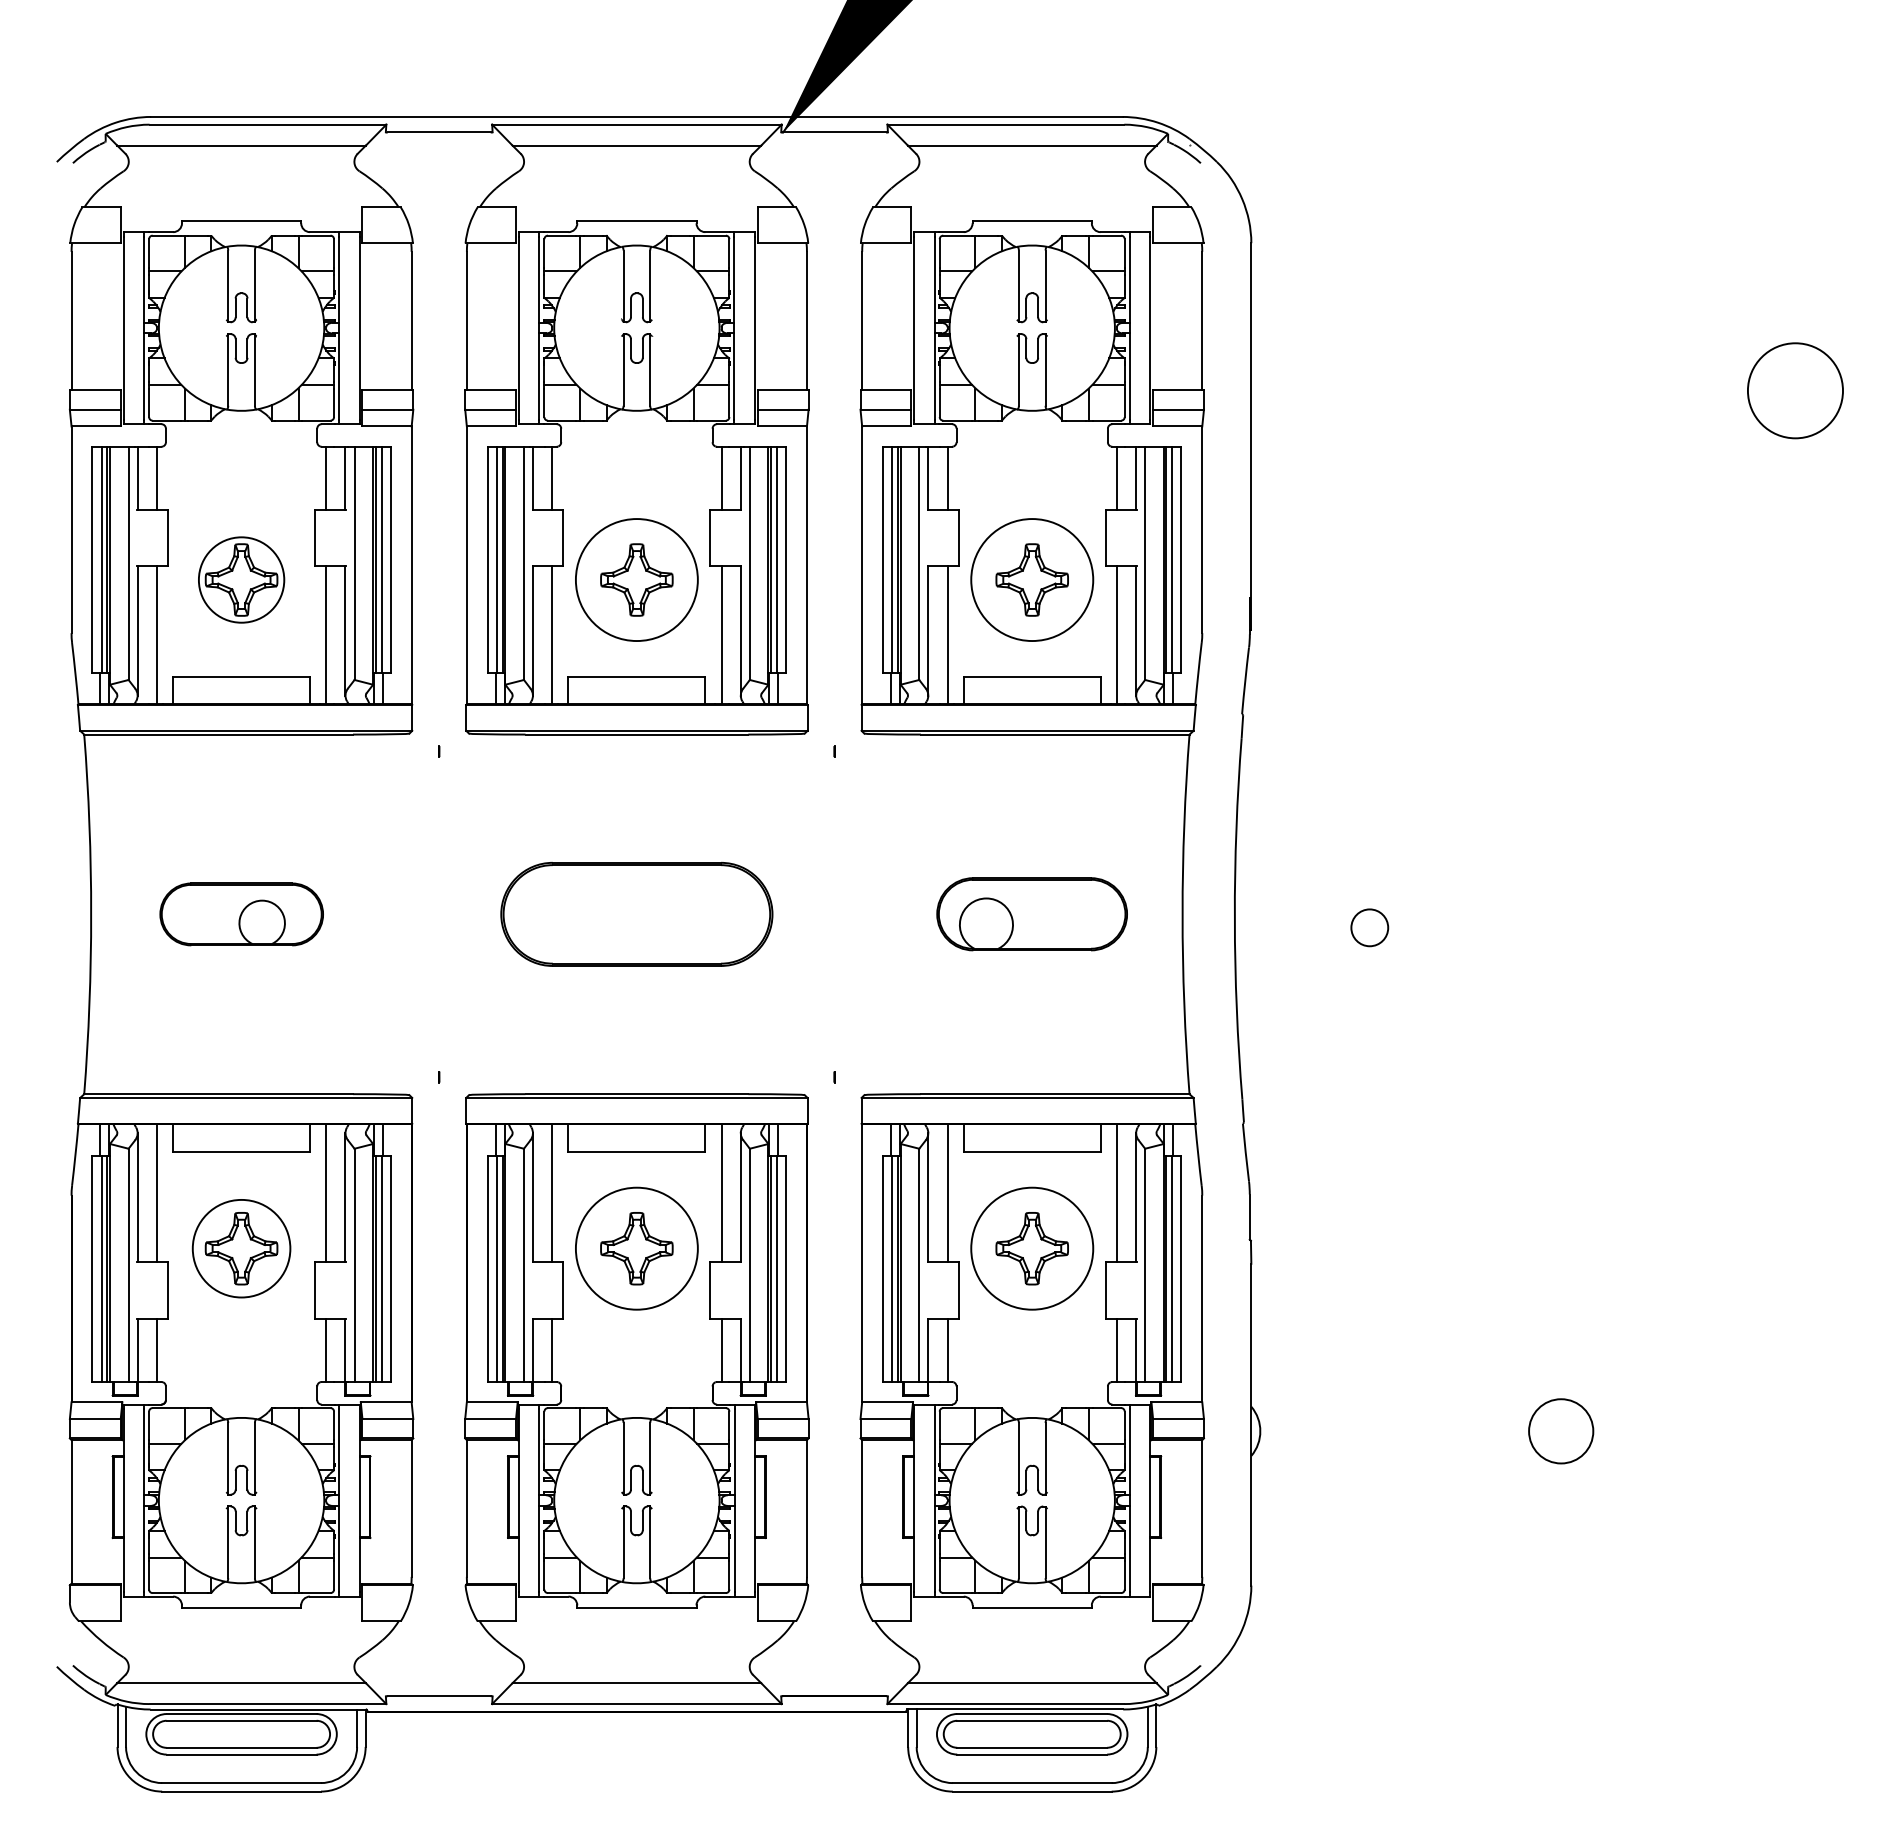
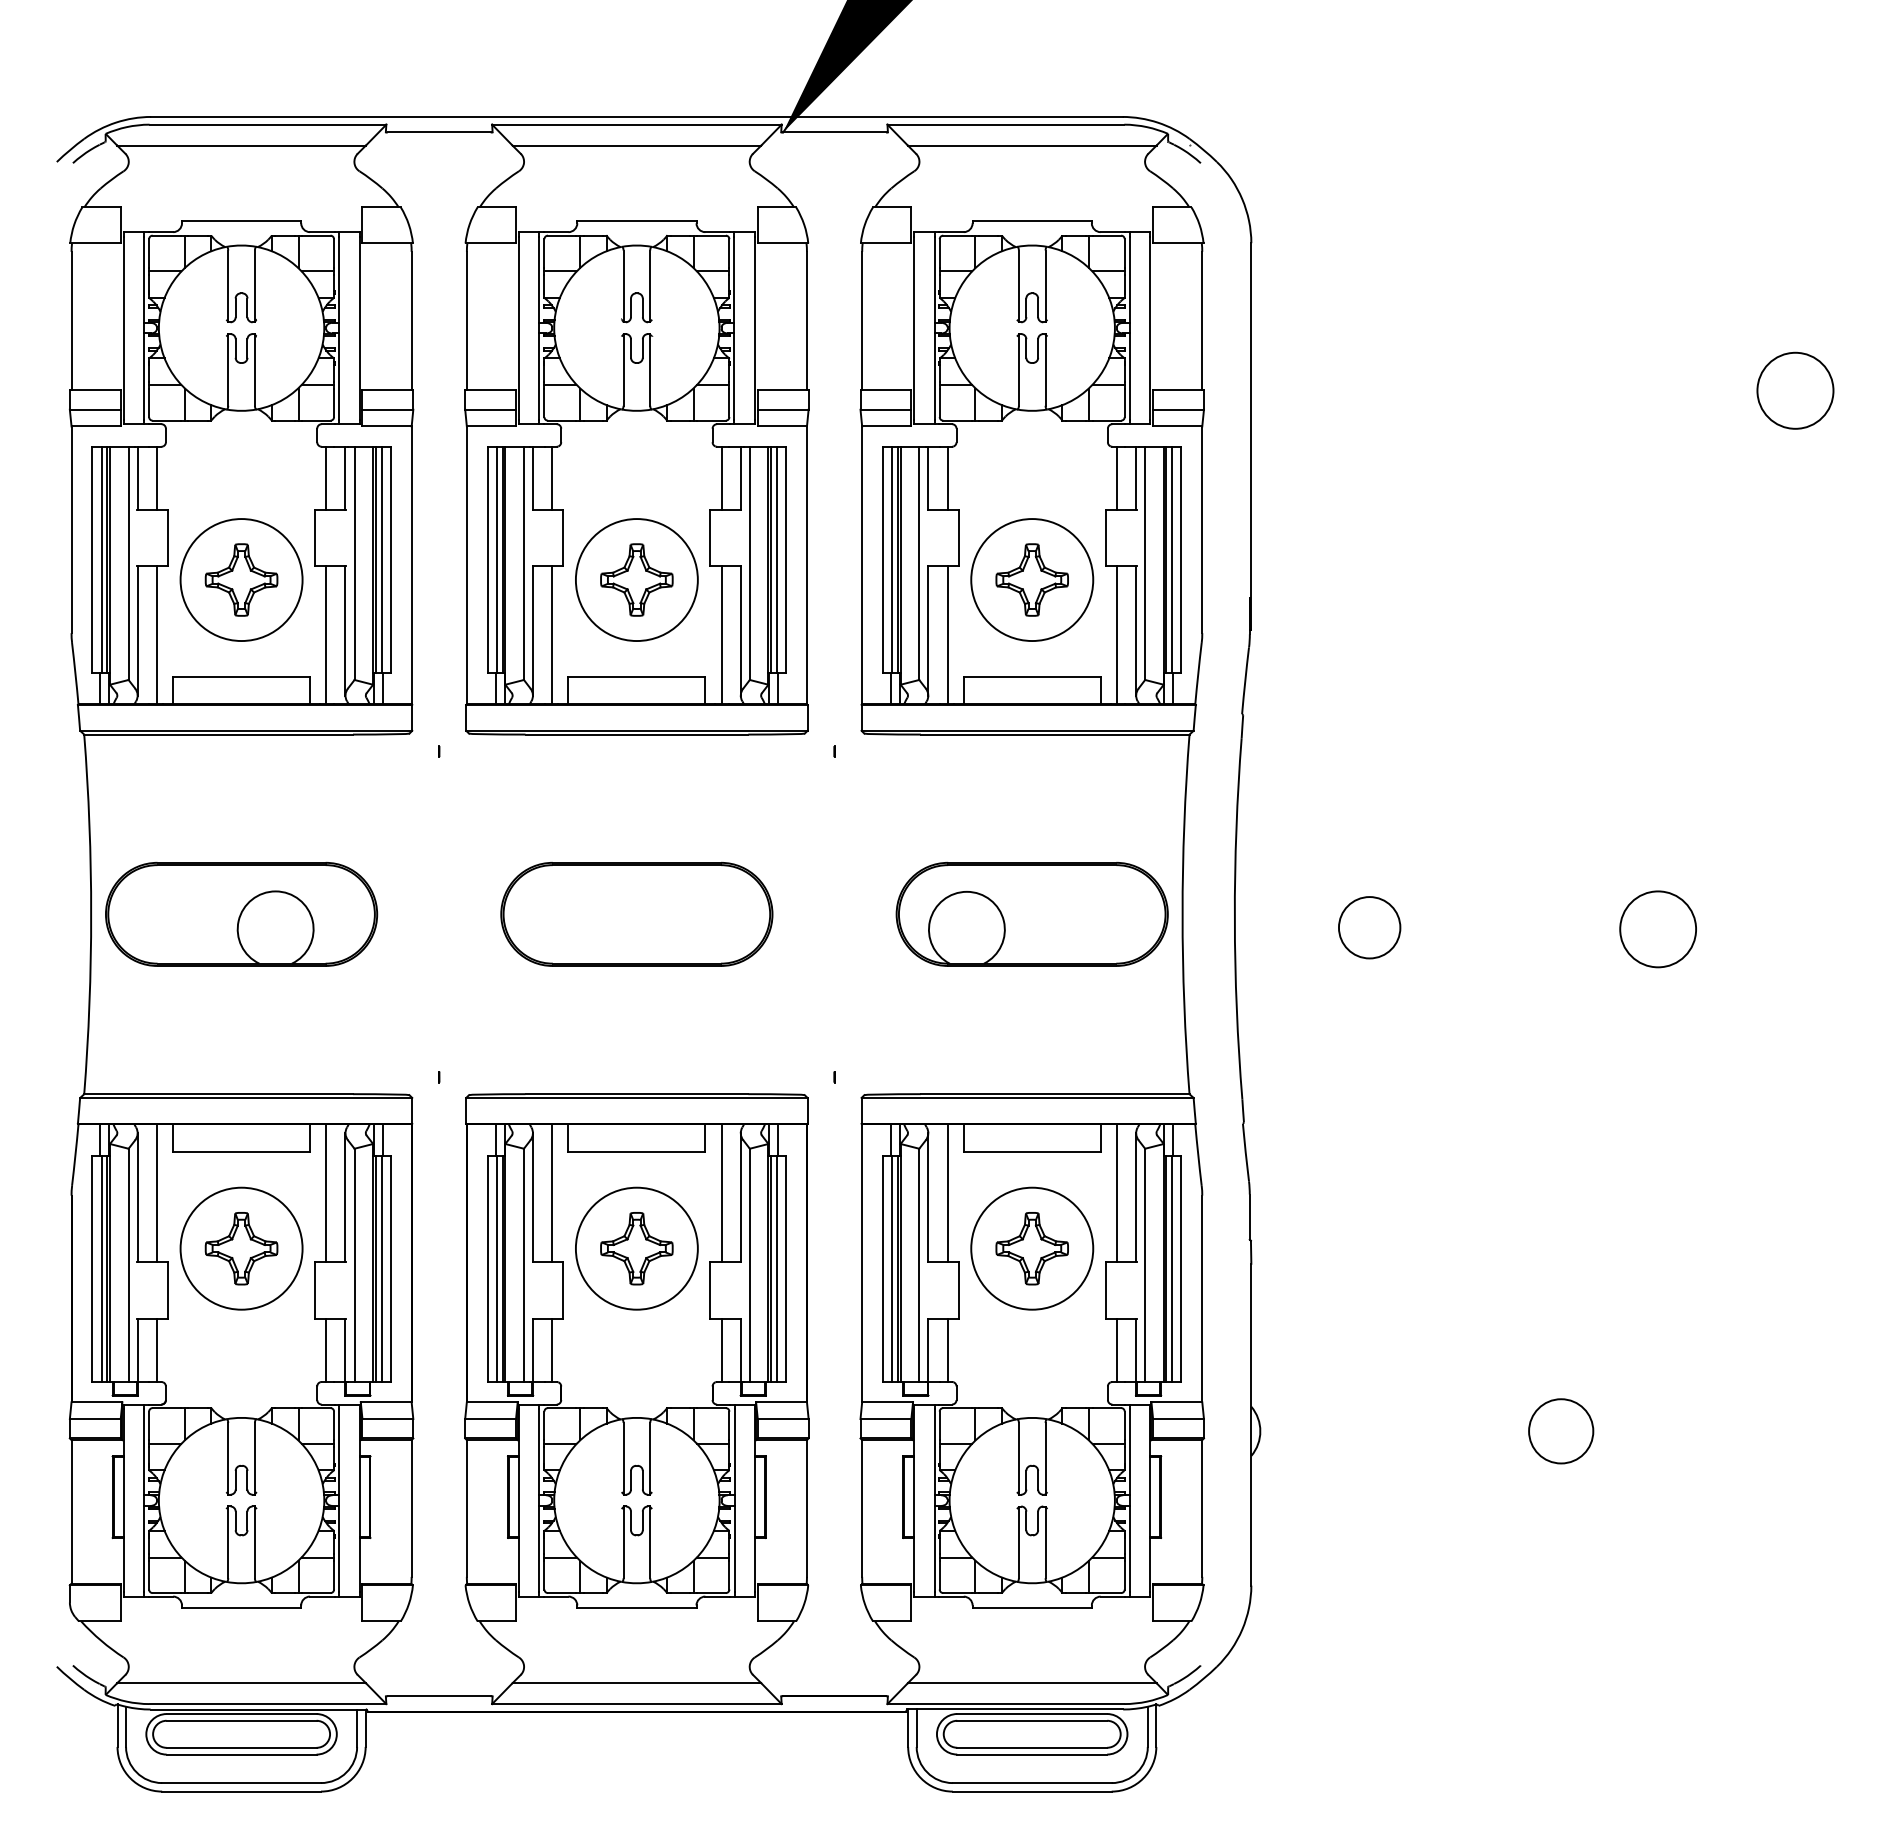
circle diameter: 95 px -> 76 px (1795, 390)
circle diameter: 85 px -> 122 px (241, 580)
part size: 165x65 px -> 274x105 px (241, 914)
part size: 192x75 px -> 274x106 px (1031, 913)
circle size: 40x40 px -> 64x64 px (1369, 927)
circle: none -> present (1657, 929)
circle diameter: 98 px -> 122 px (241, 1248)
